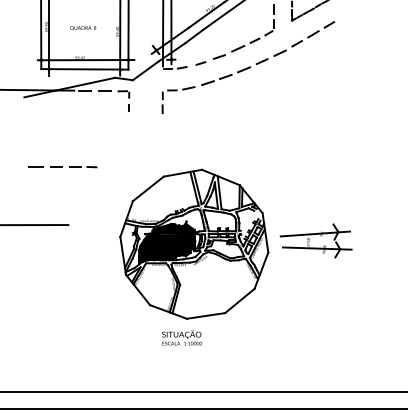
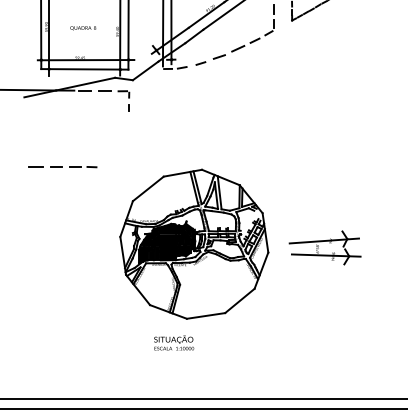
part: present -> none (248, 67)
line: present -> none (35, 225)
part position: (315, 240) -> (324, 247) (324, 247)
text position: (182, 337) -> (174, 342) (174, 342)
line position: (203, 392) -> (203, 399) (203, 399)
